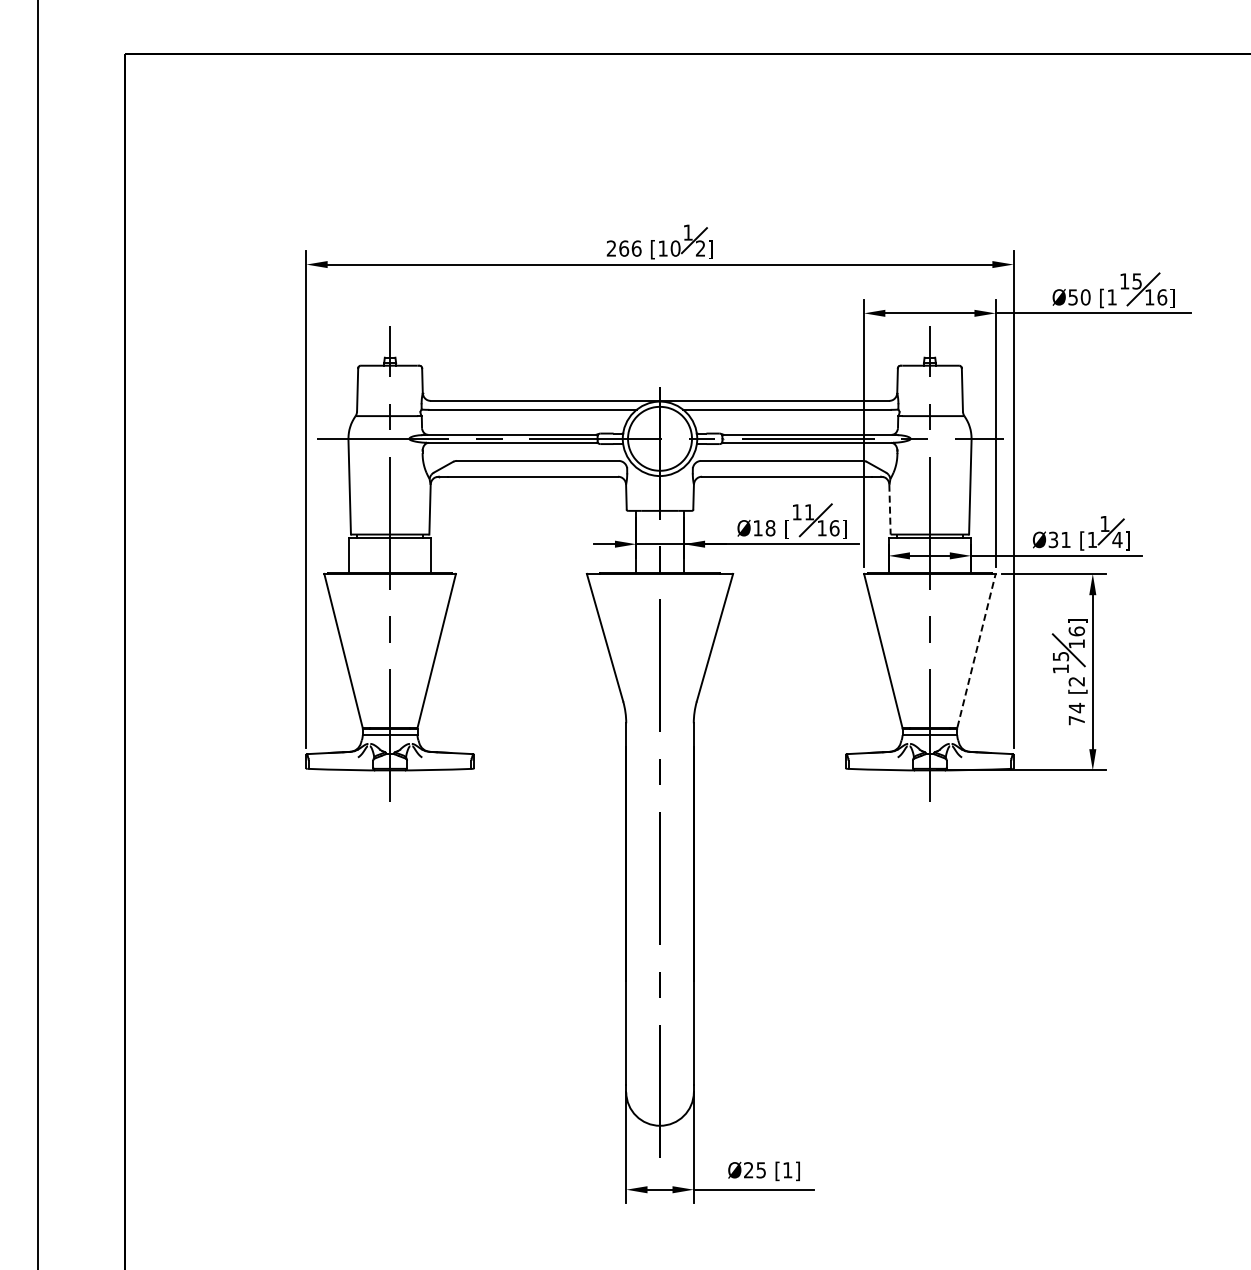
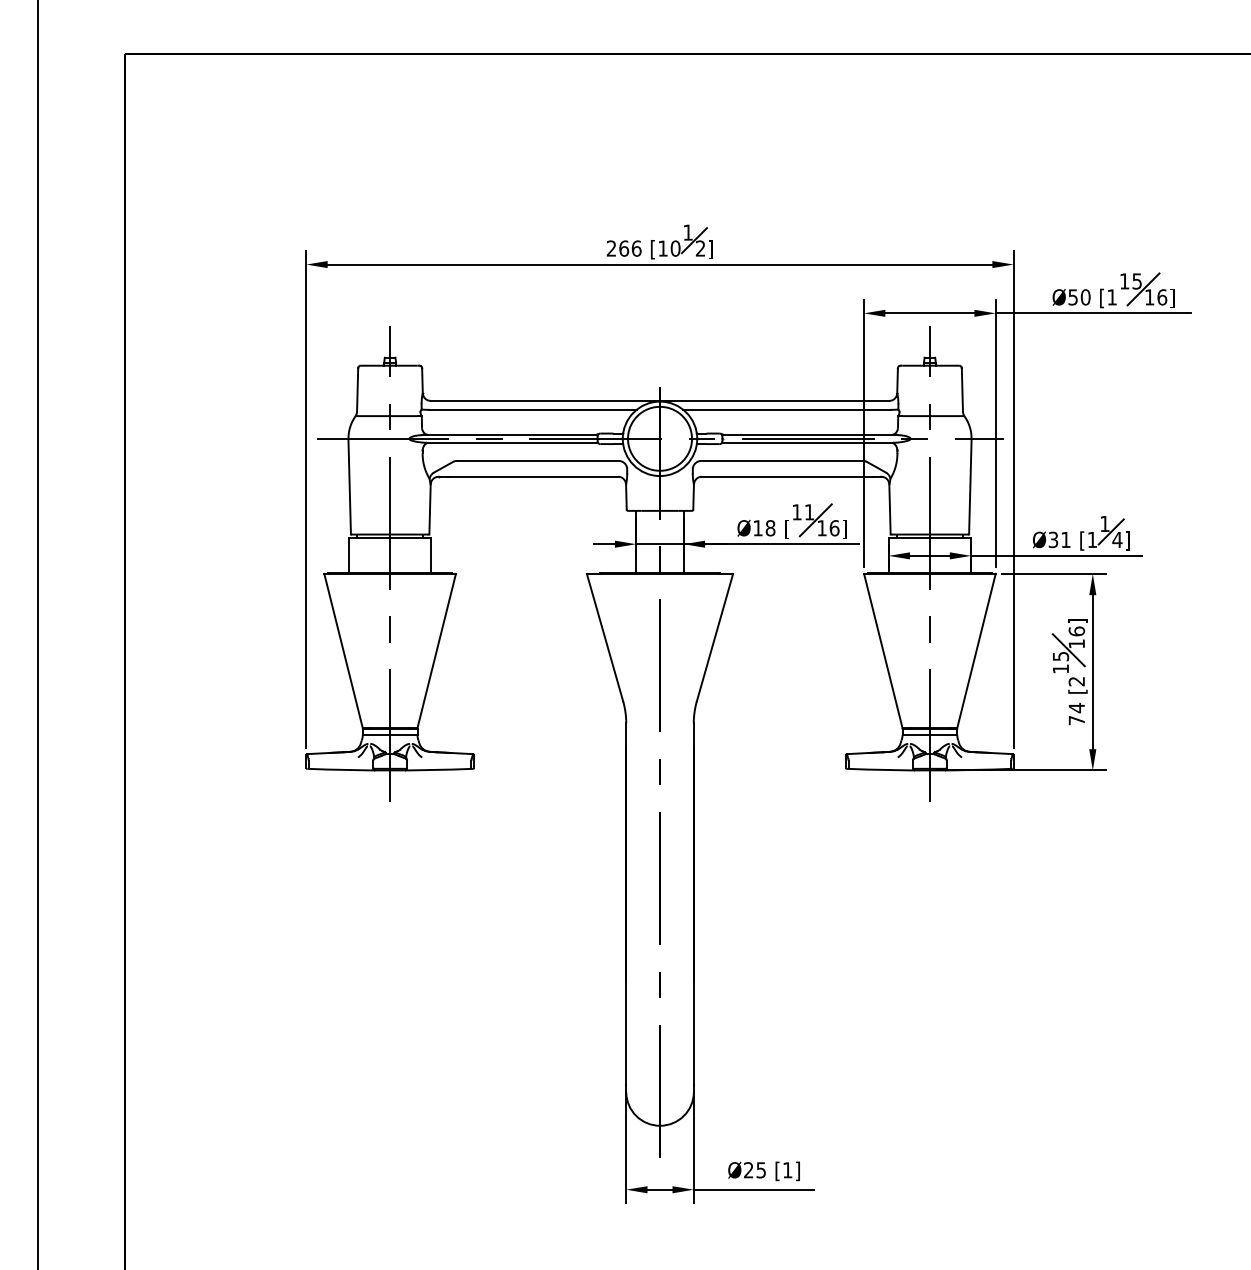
line: dashed -> solid (889, 509)
line: dashed -> solid (976, 650)
